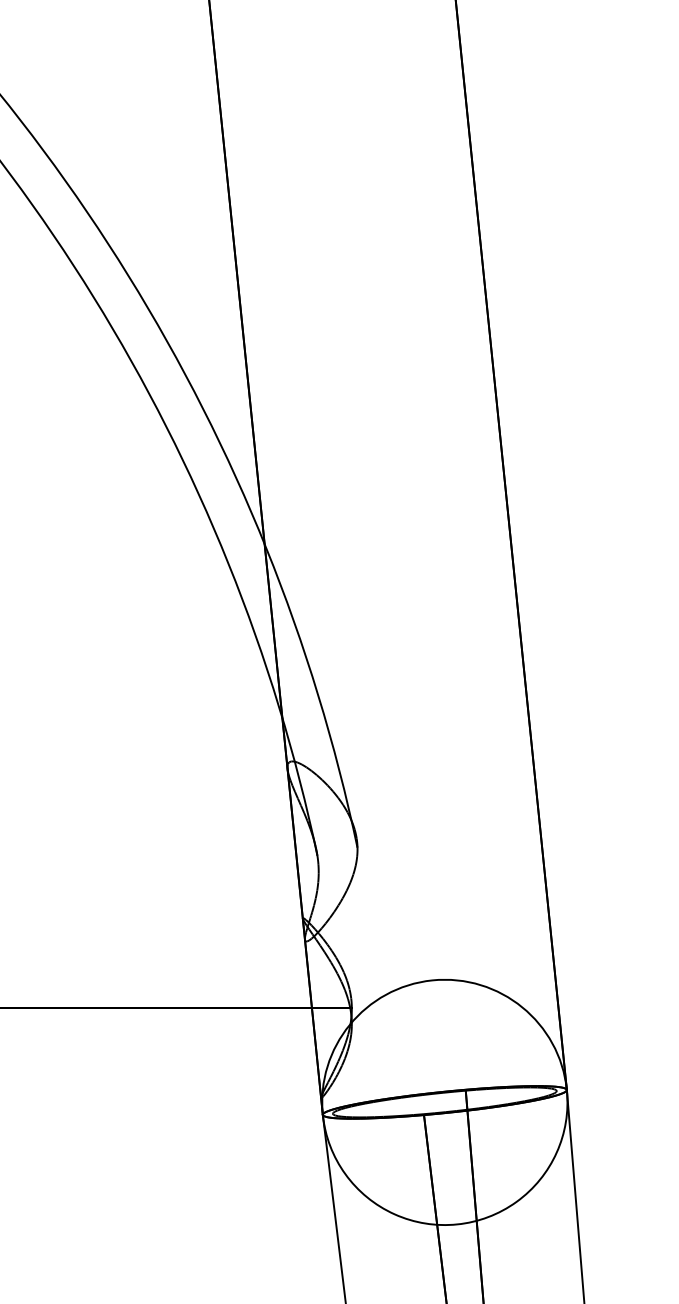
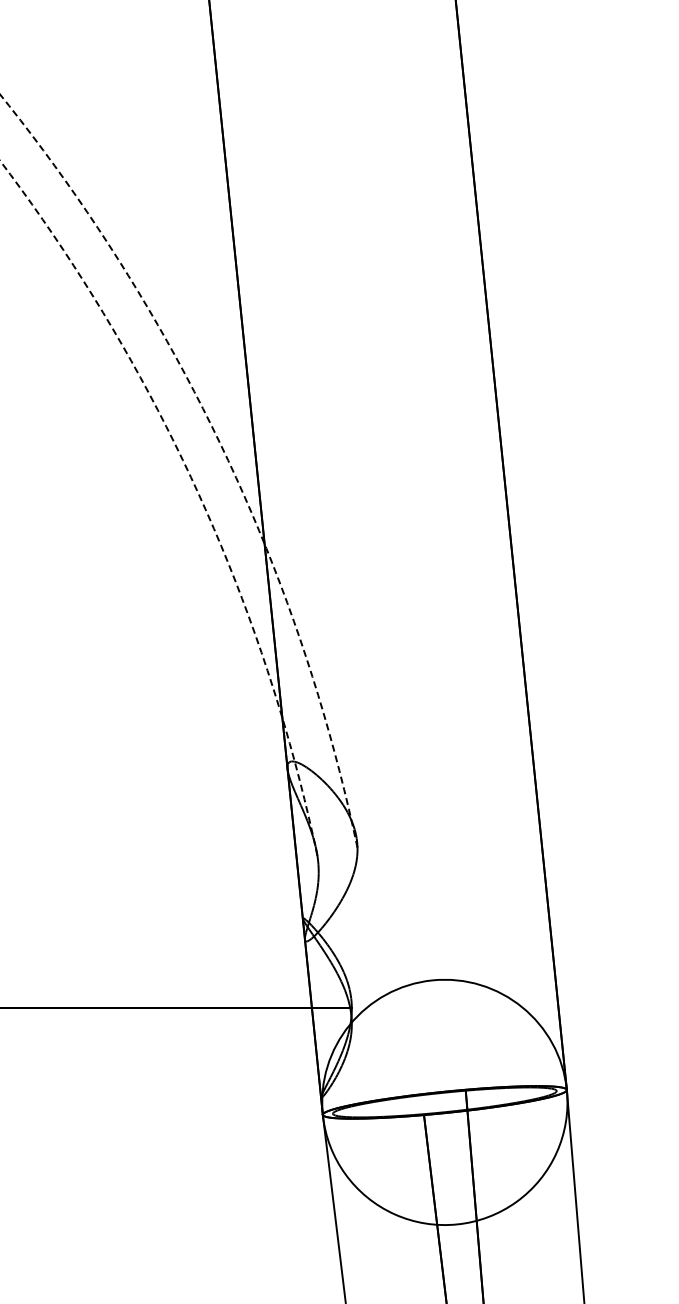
arc: solid -> dashed (223, 450)
arc: solid -> dashed (196, 489)
